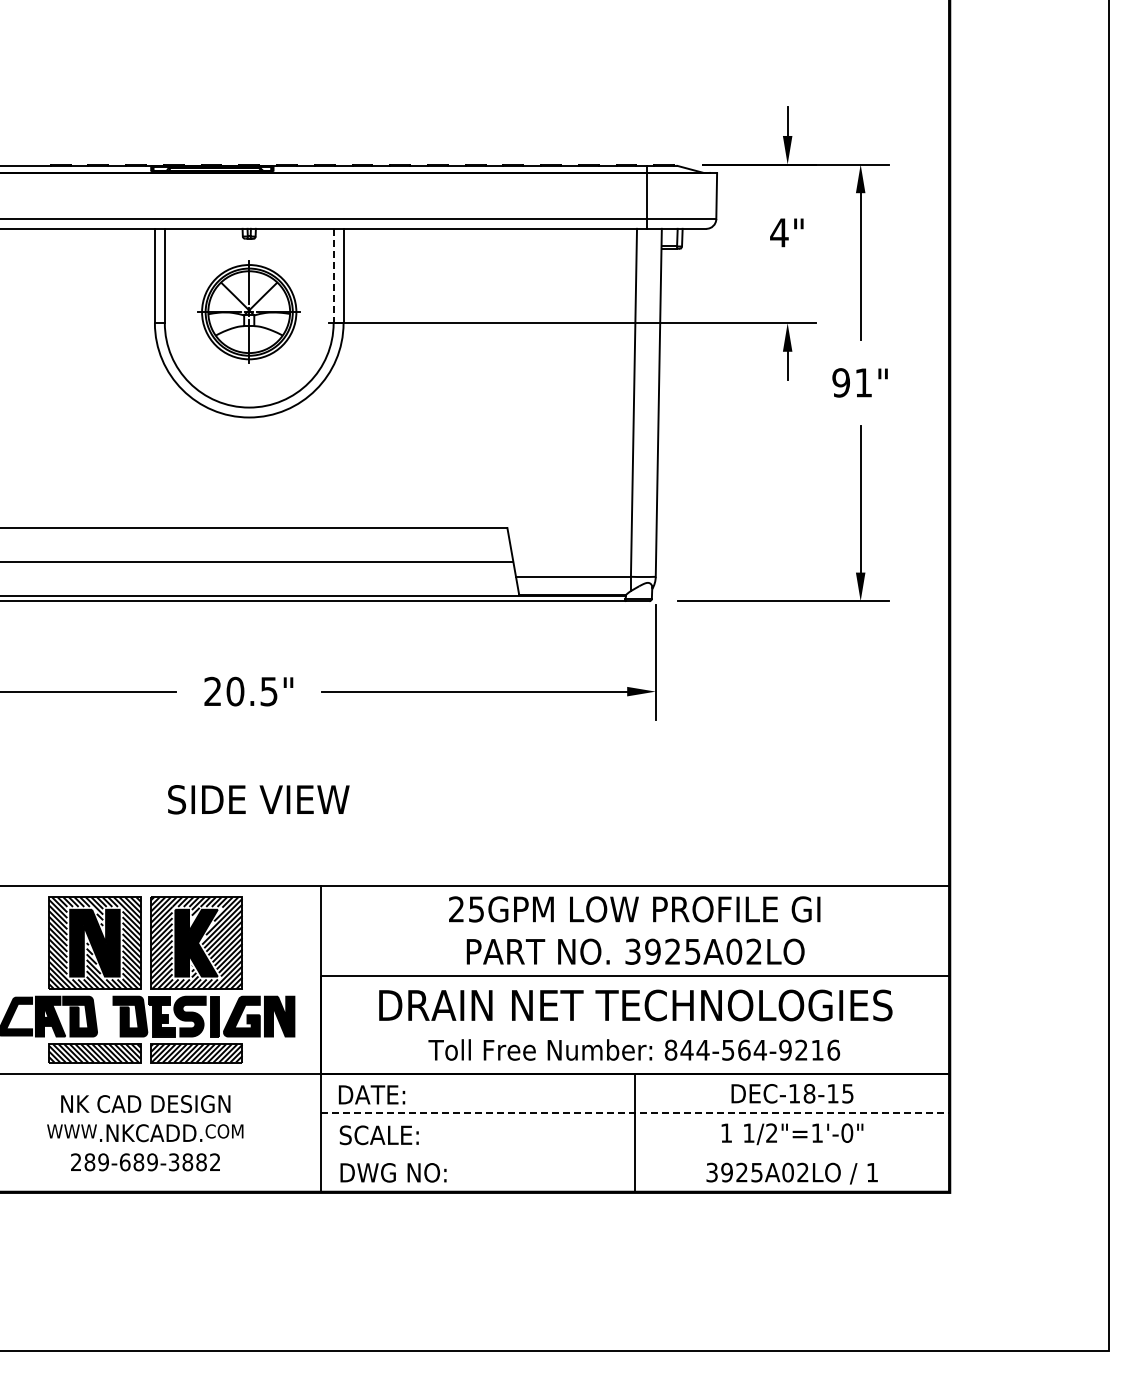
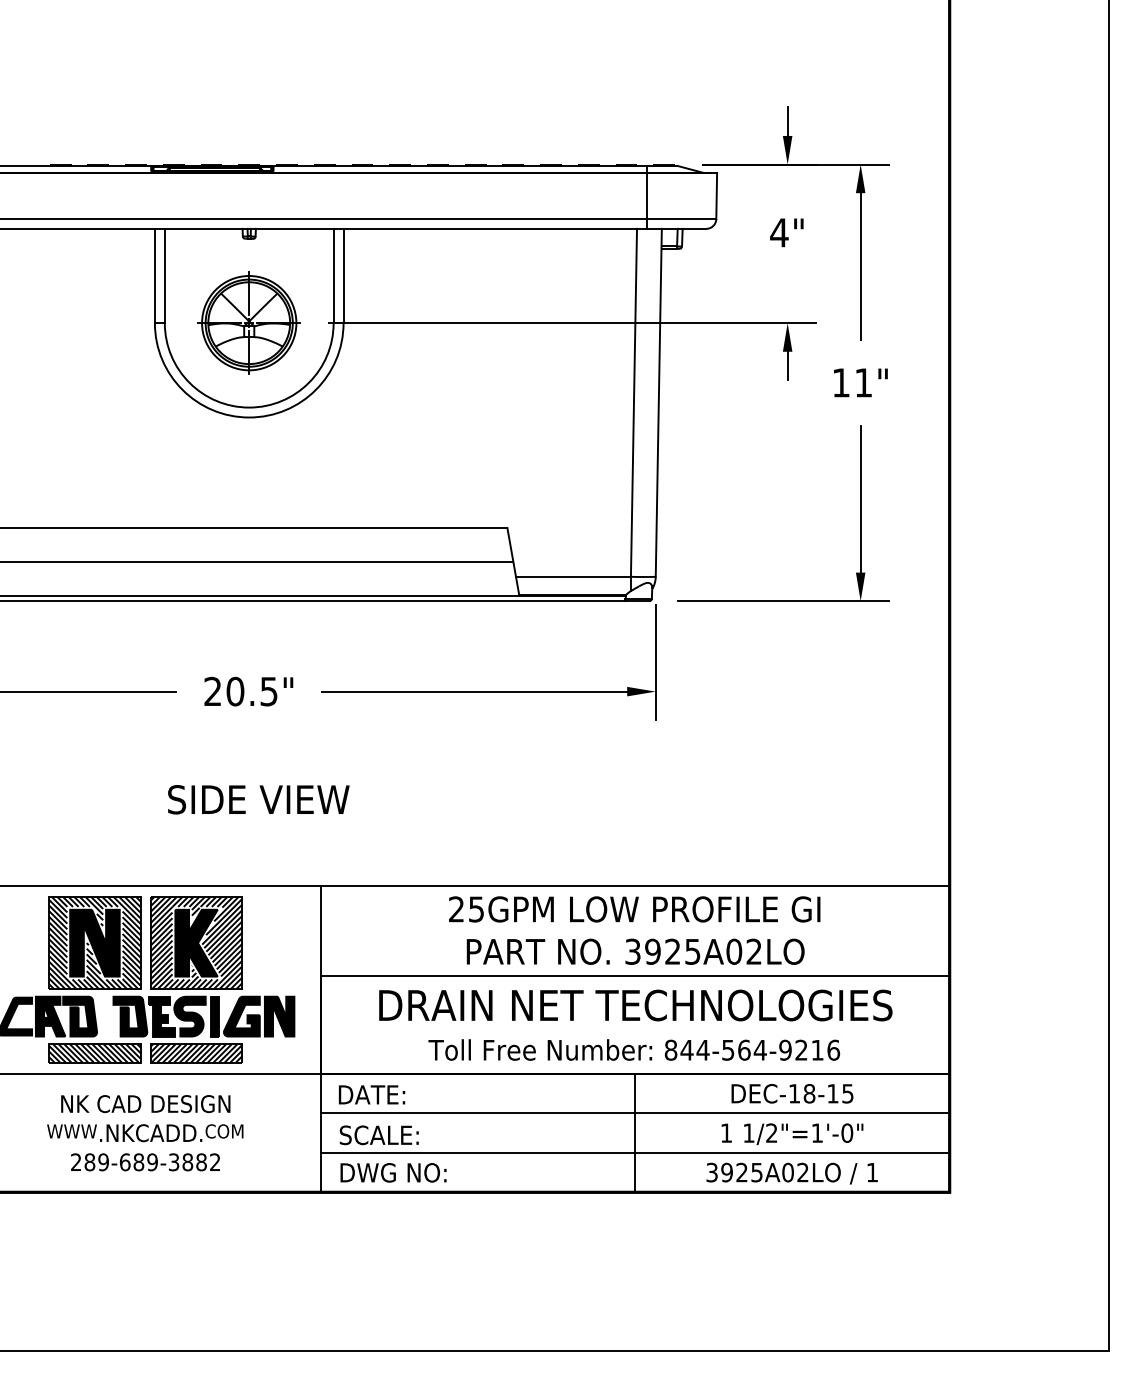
line: dashed -> solid (333, 276)
part position: (248, 311) -> (248, 322) (248, 322)
text: 91" -> 11" (840, 382)
line: dashed -> solid (635, 1113)
line: none -> present (634, 1152)
